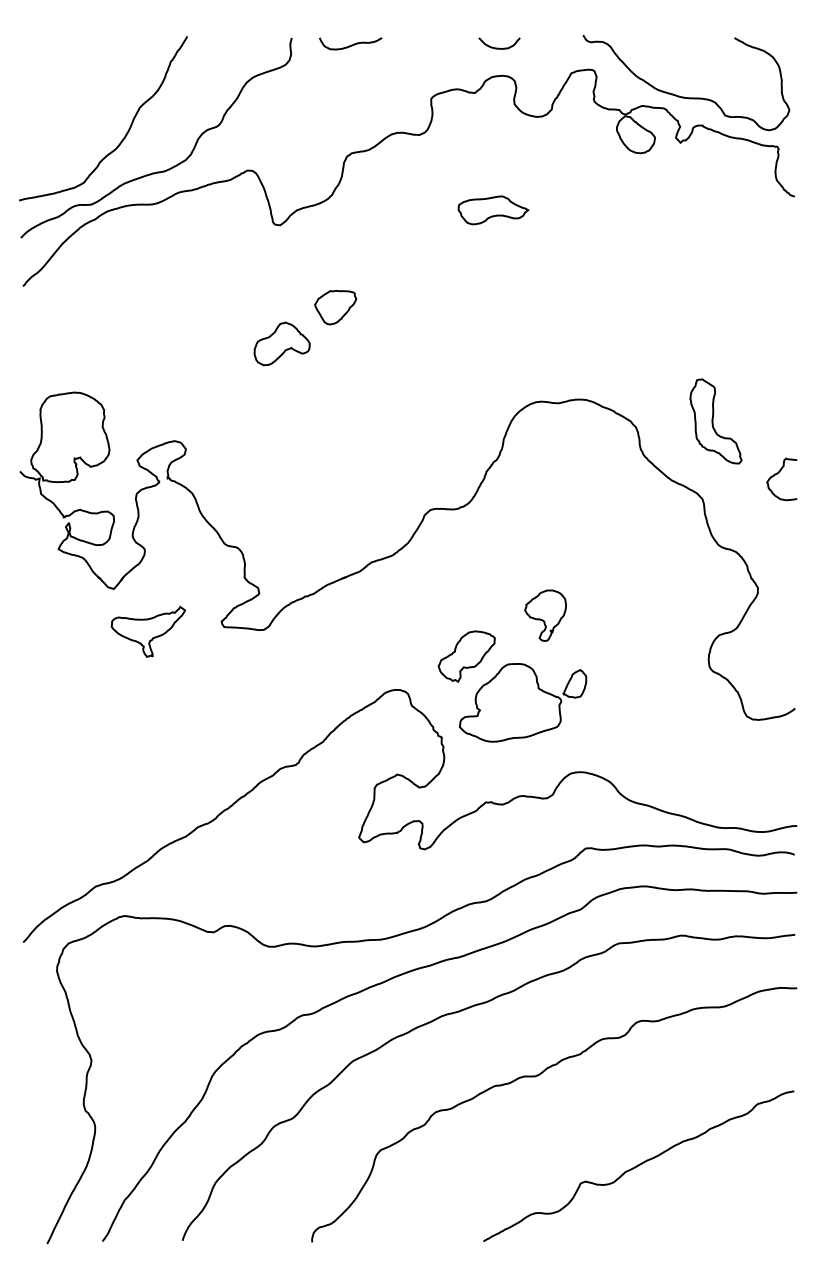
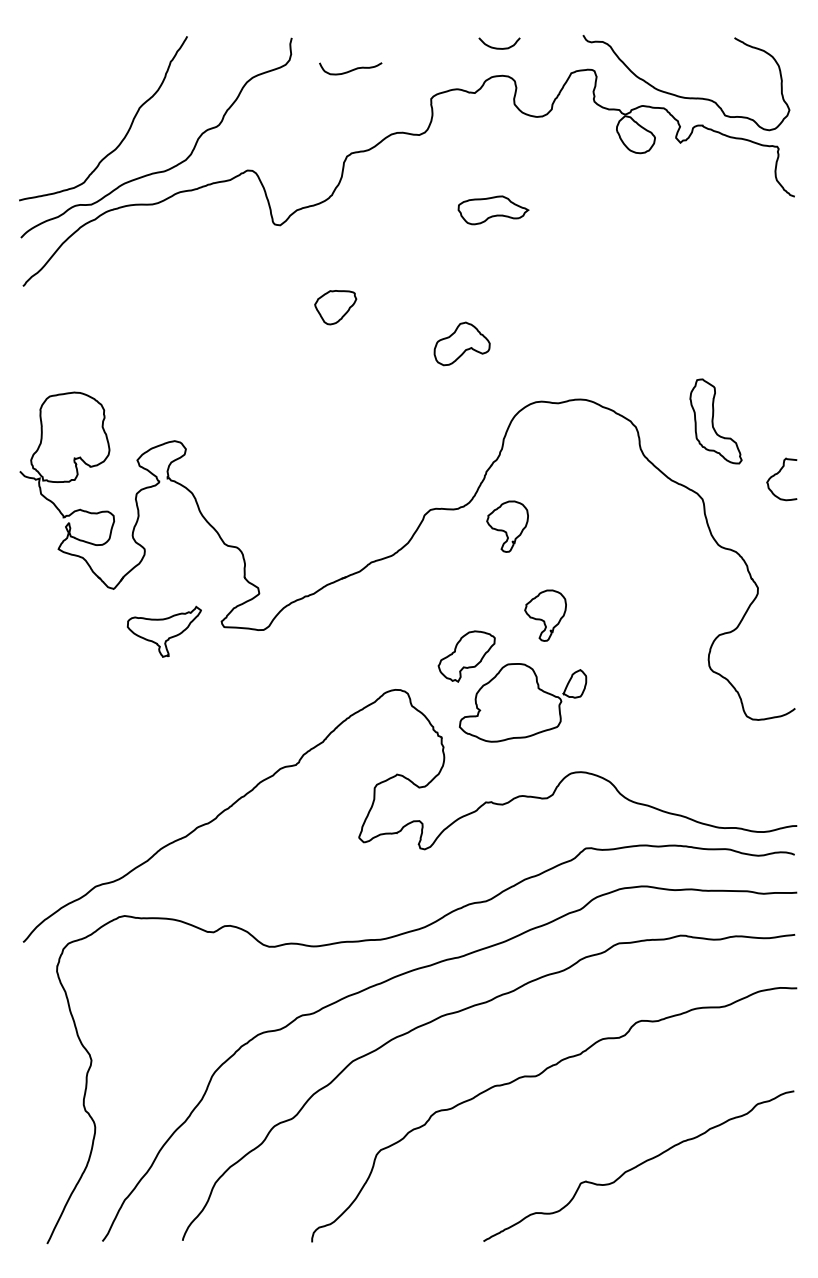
curve position: (351, 44) -> (351, 69) (351, 69)
part position: (281, 343) -> (461, 343) (461, 343)
part: none -> present (507, 526)
part position: (147, 631) -> (163, 631) (163, 631)
